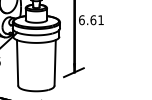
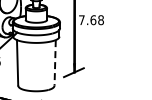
text: 6.61 -> 7.68 (91, 20)
line: solid -> dashed (55, 62)
